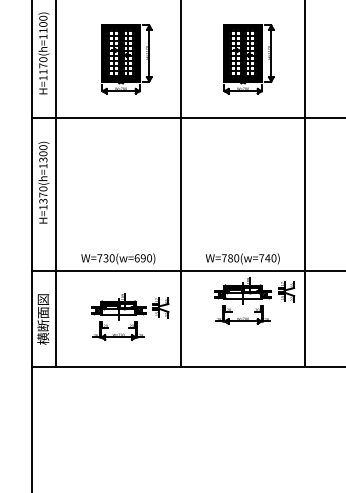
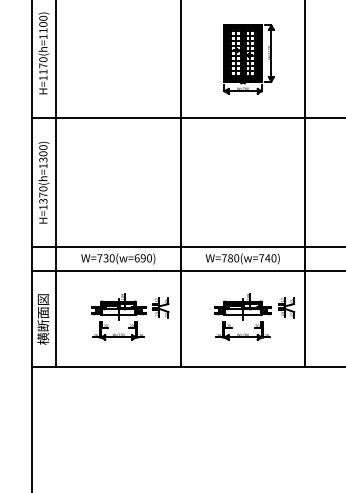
part: present -> none (126, 59)
line: none -> present (187, 247)
part position: (254, 300) -> (254, 316) (254, 316)
